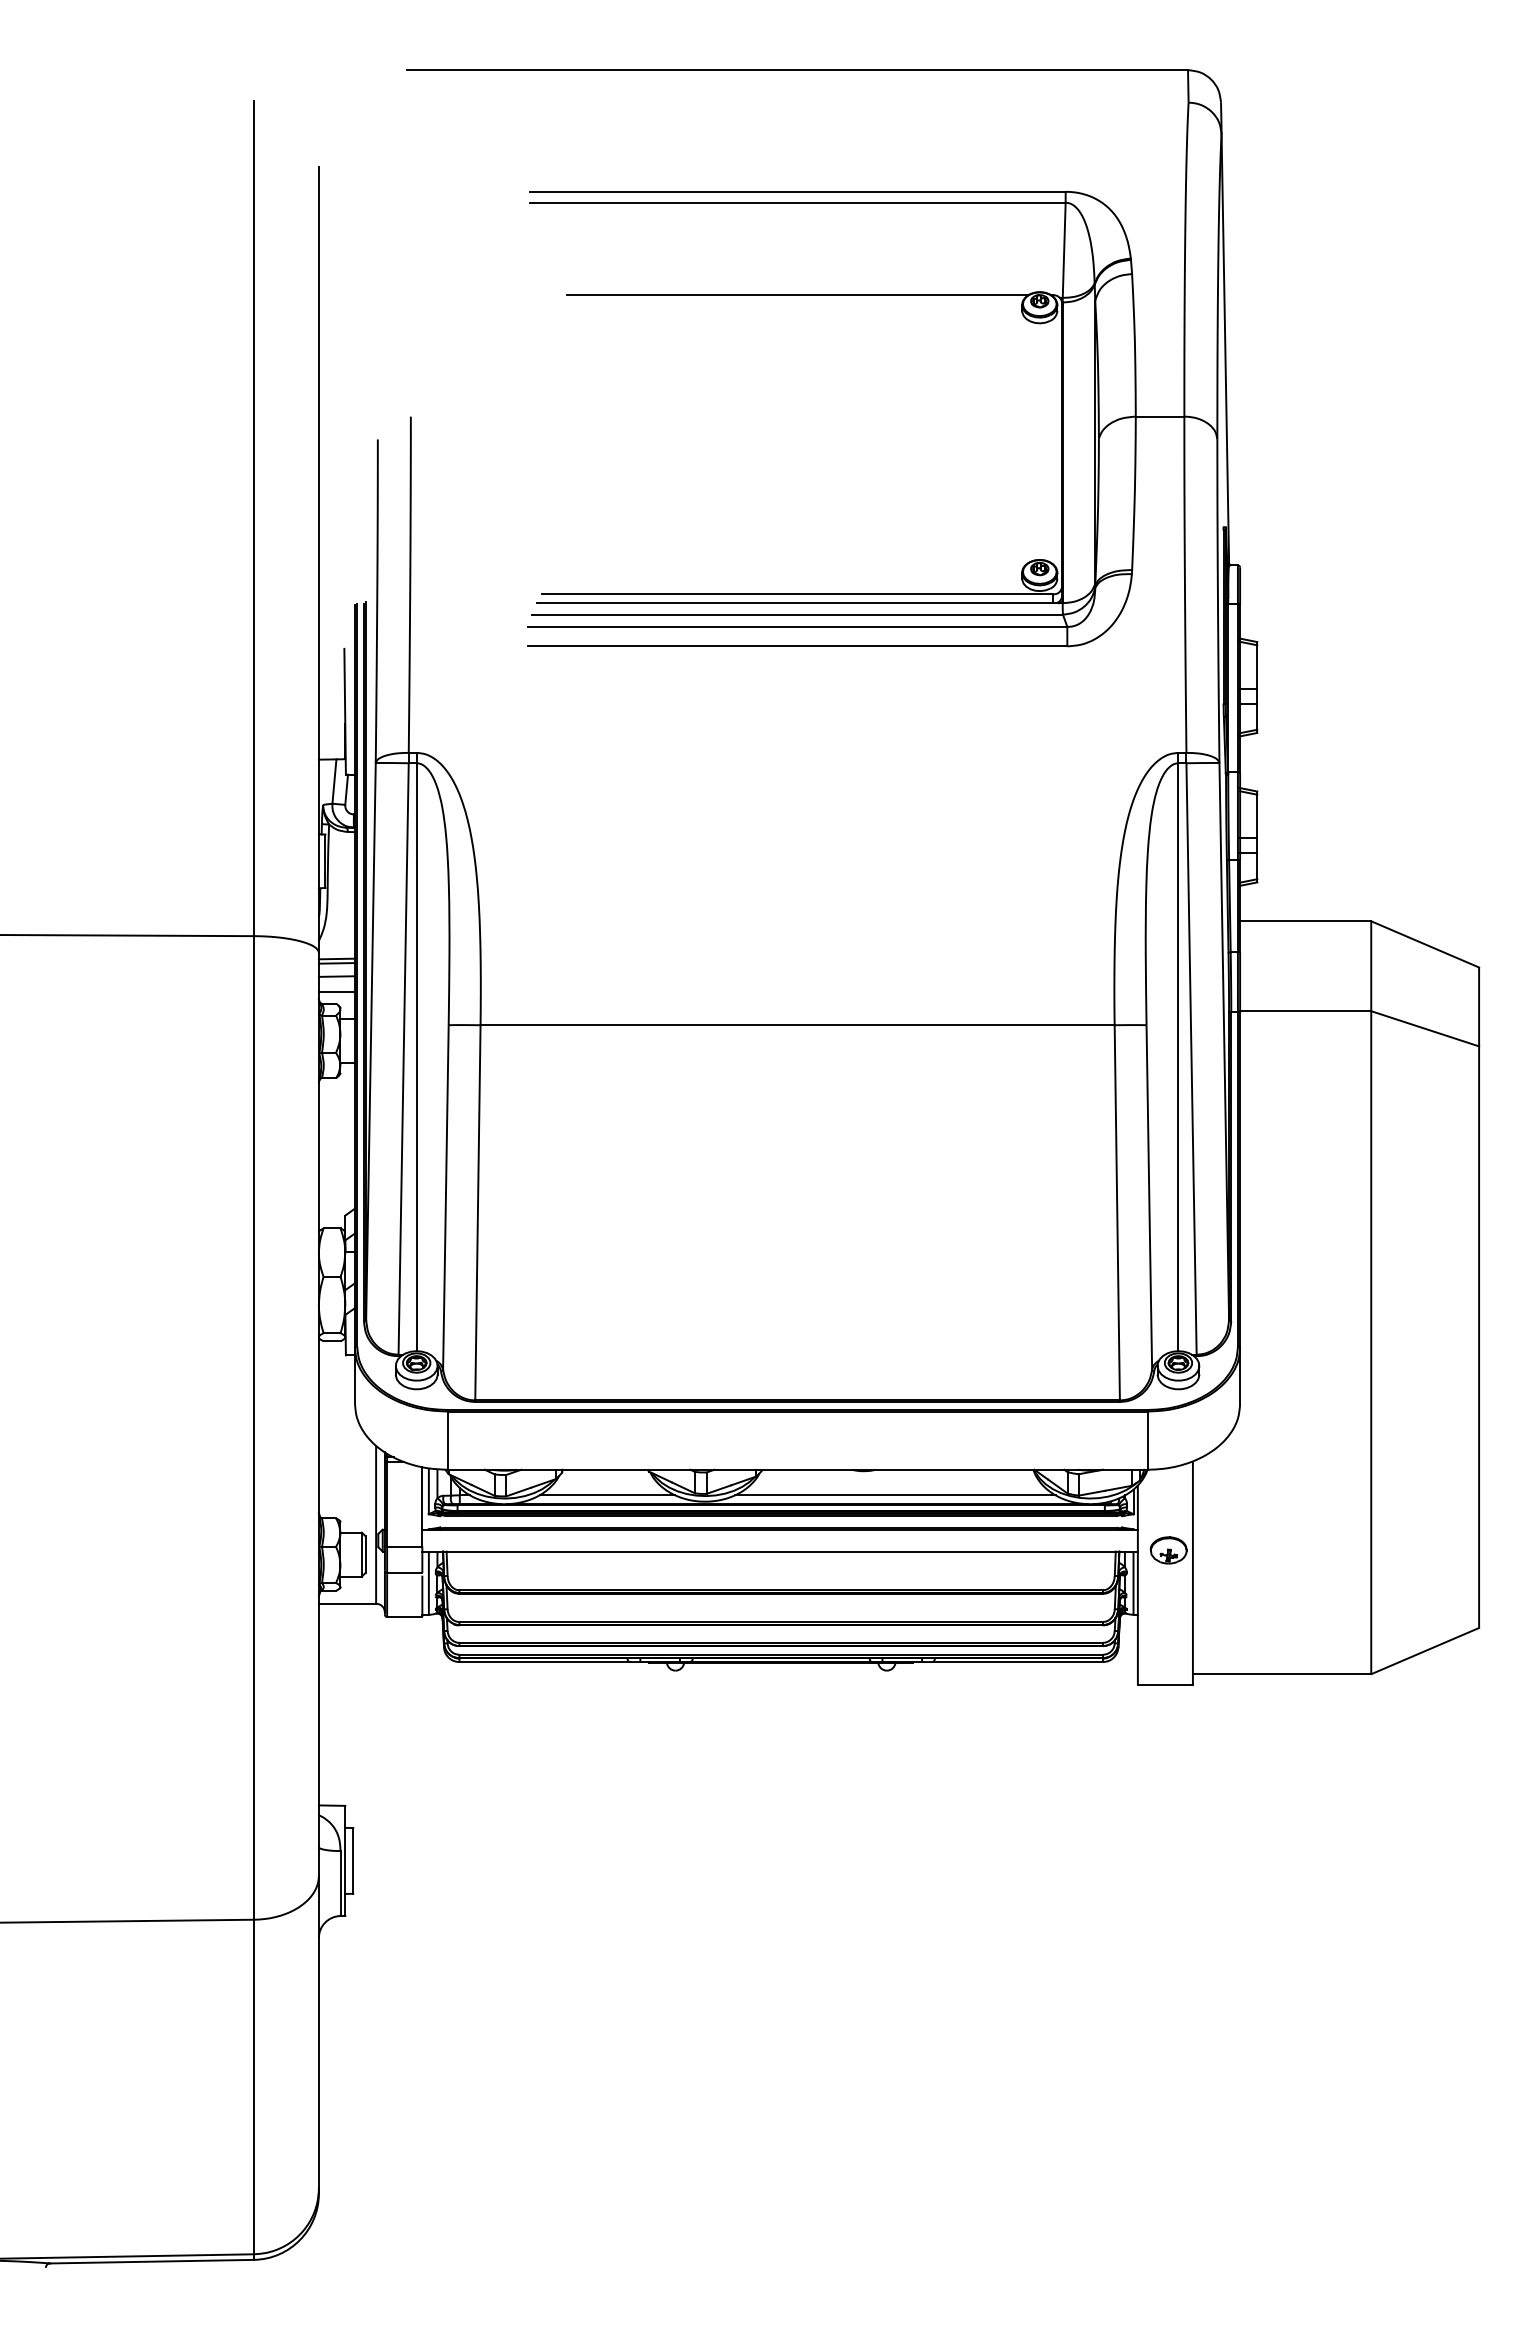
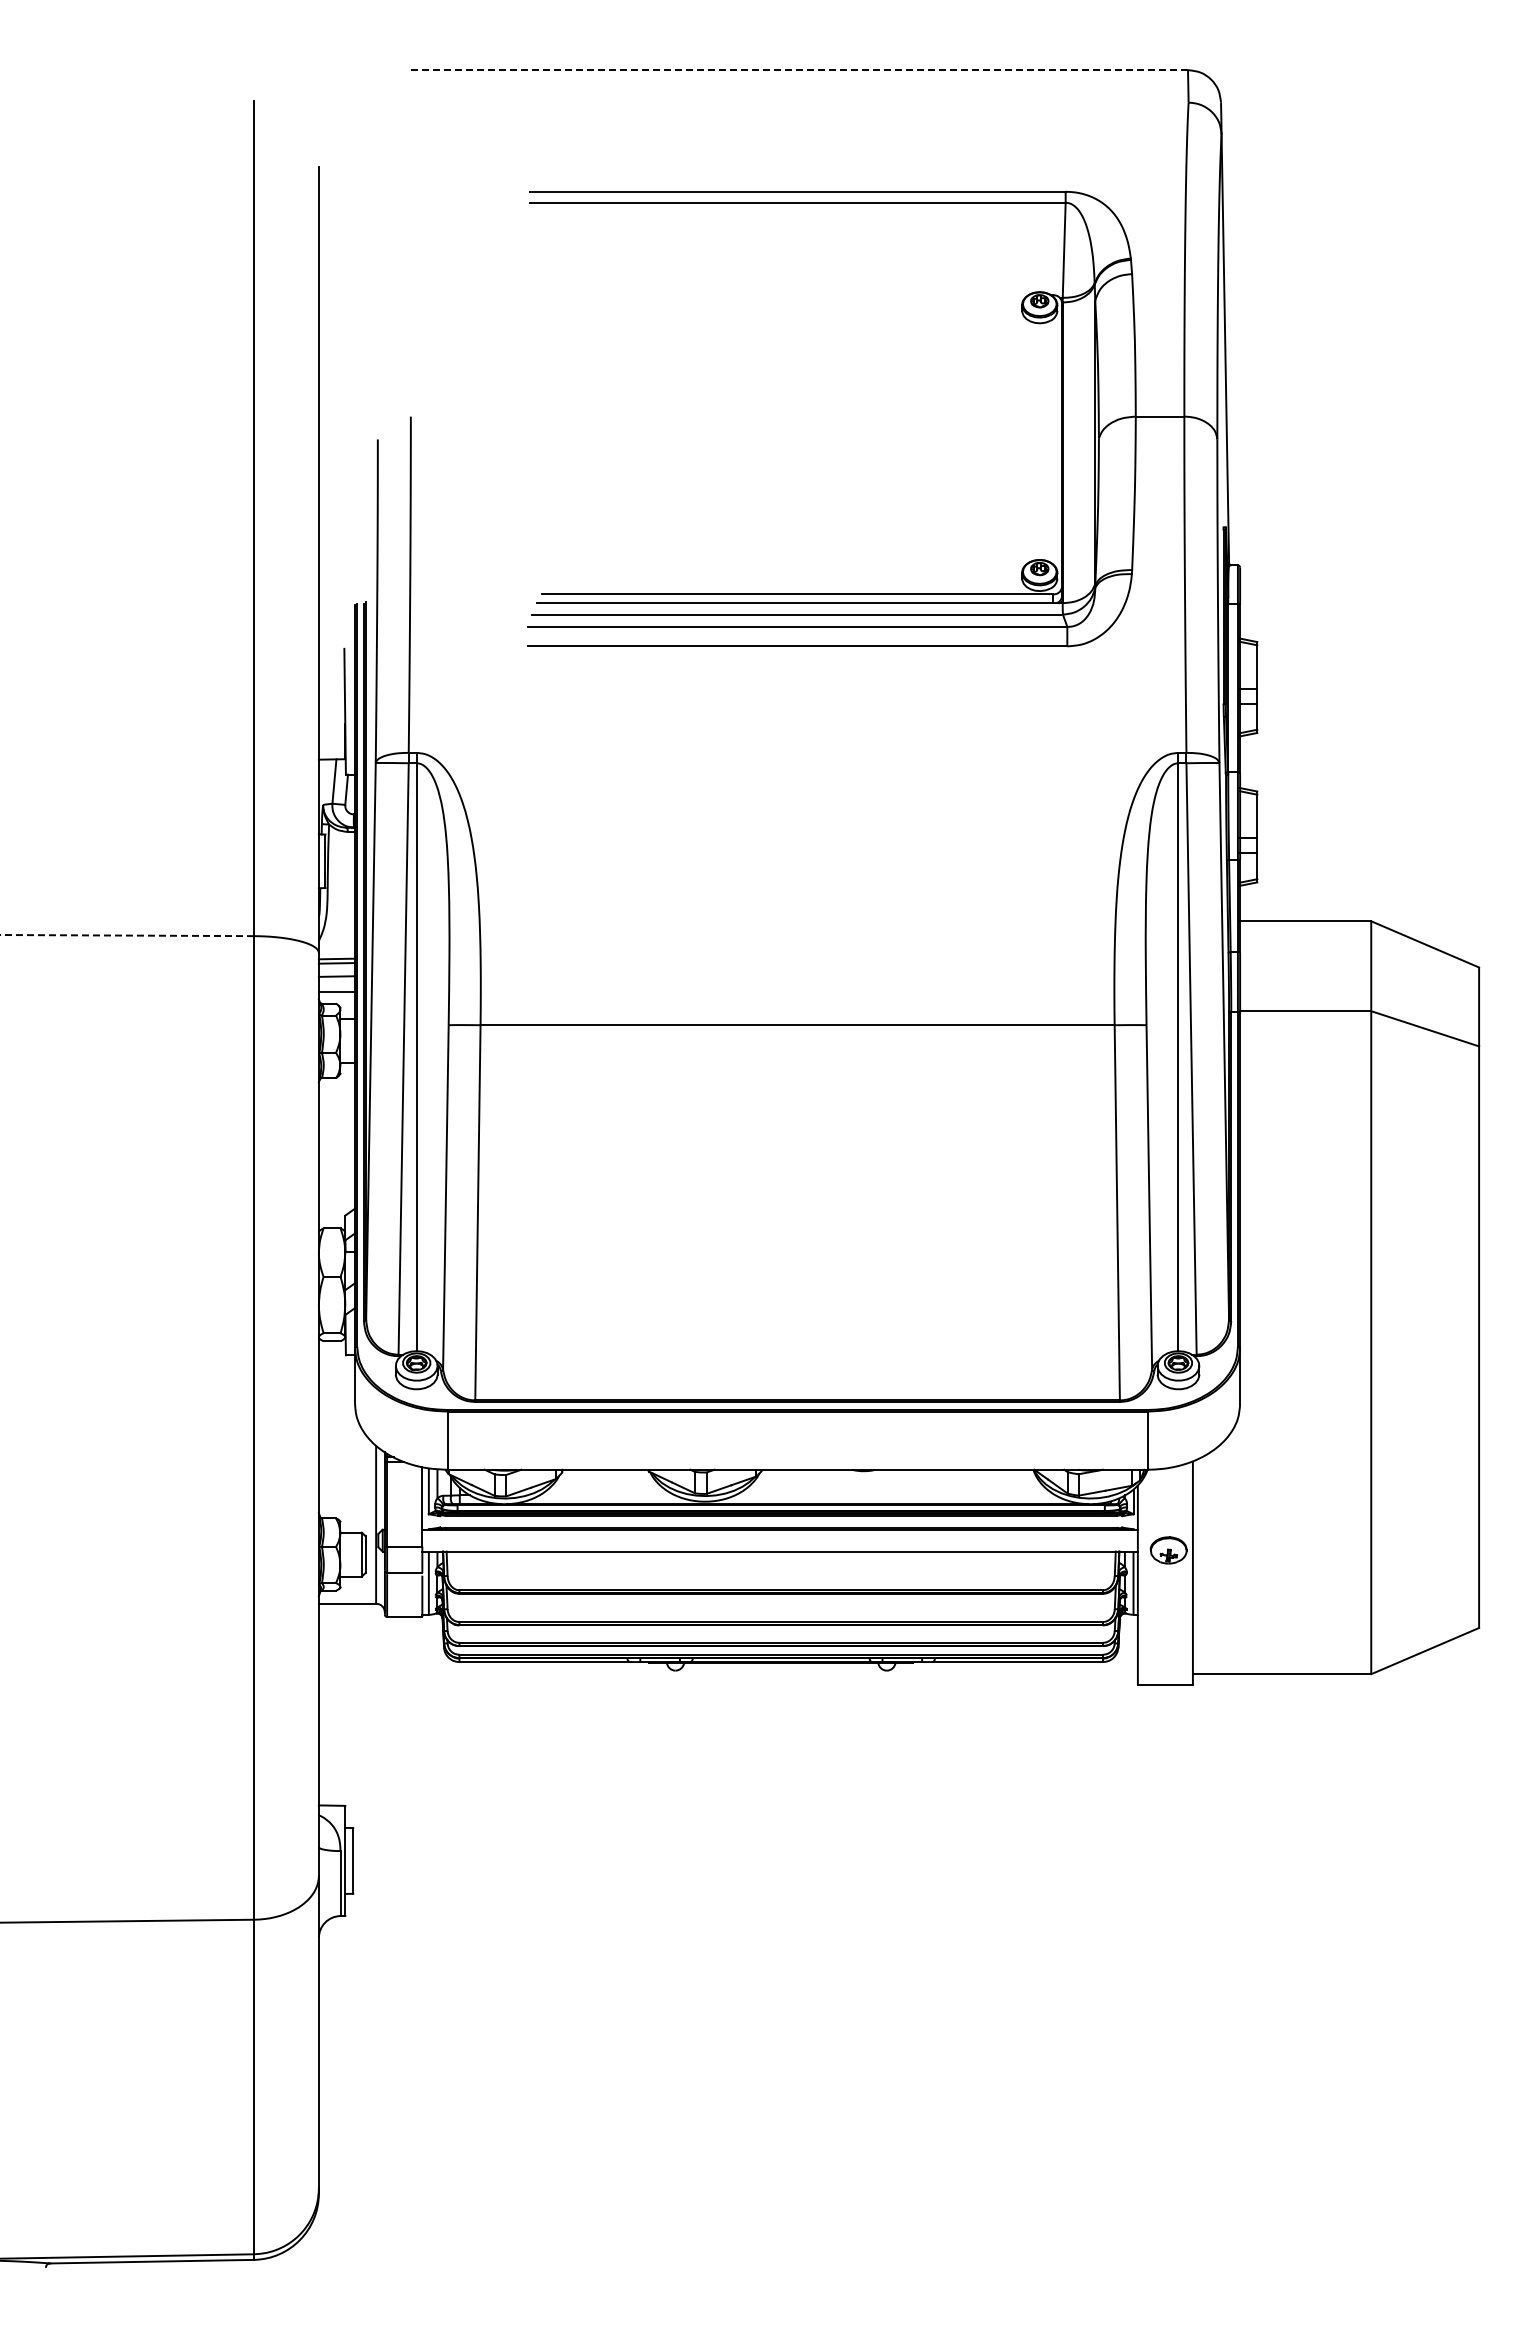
line: solid -> dashed (797, 70)
line: present -> none (797, 295)
line: solid -> dashed (127, 935)
line: present -> none (607, 1495)
line: present -> none (894, 1495)
